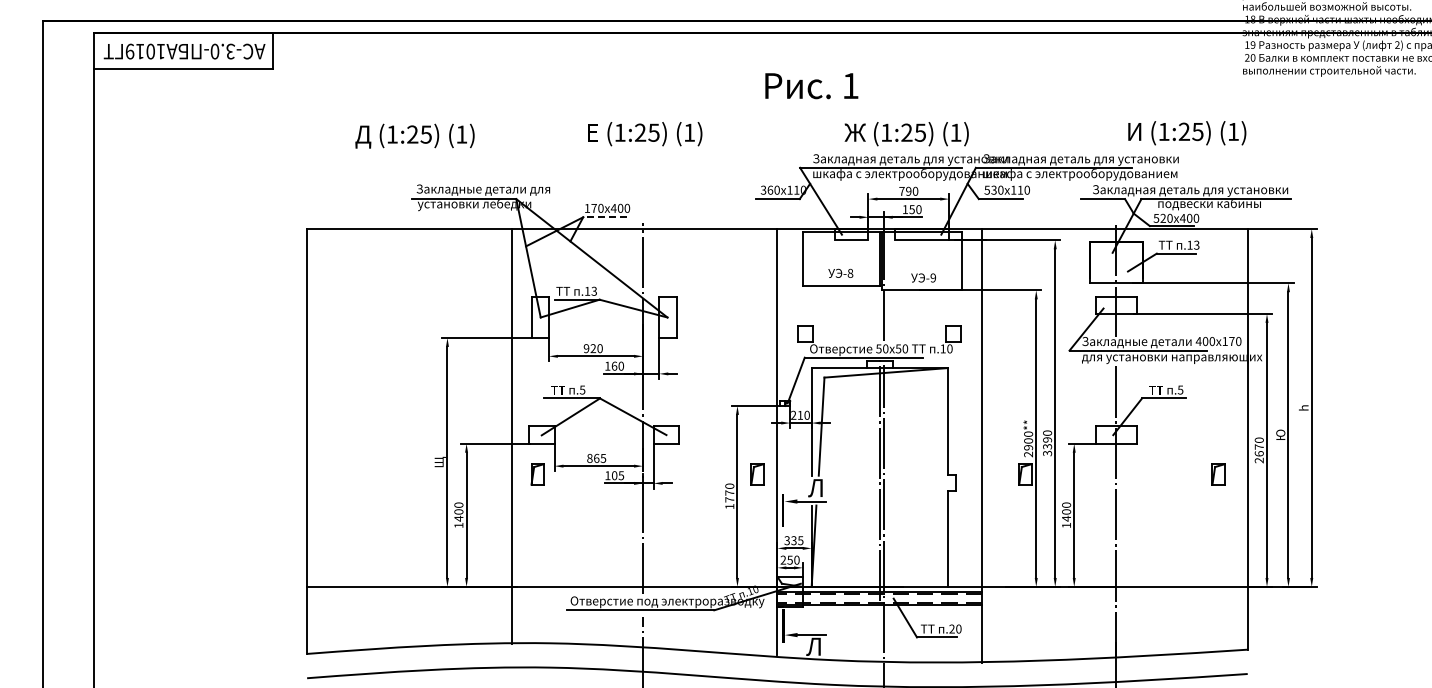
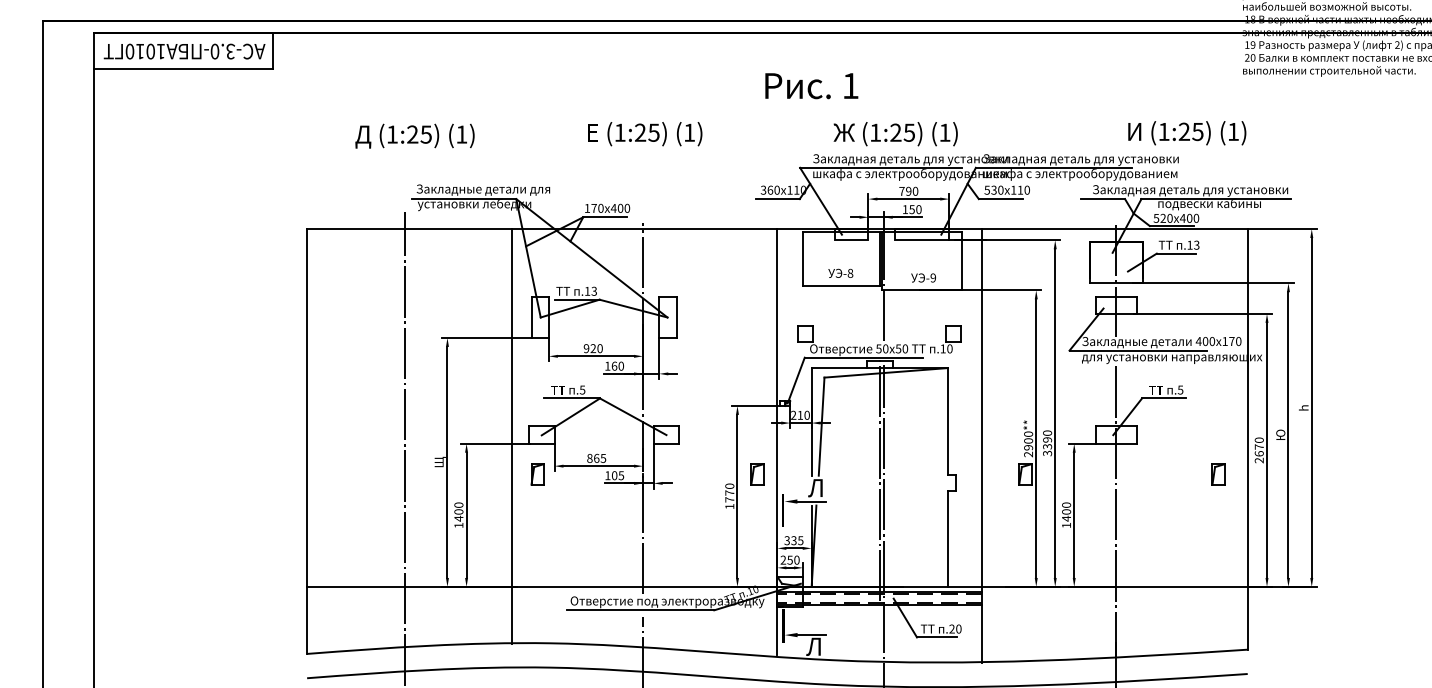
text: 1019 -> 1010 (129, 51)
text position: (906, 134) -> (895, 134) (895, 134)
line: dashed -> solid (605, 217)
line: none -> present (405, 447)
